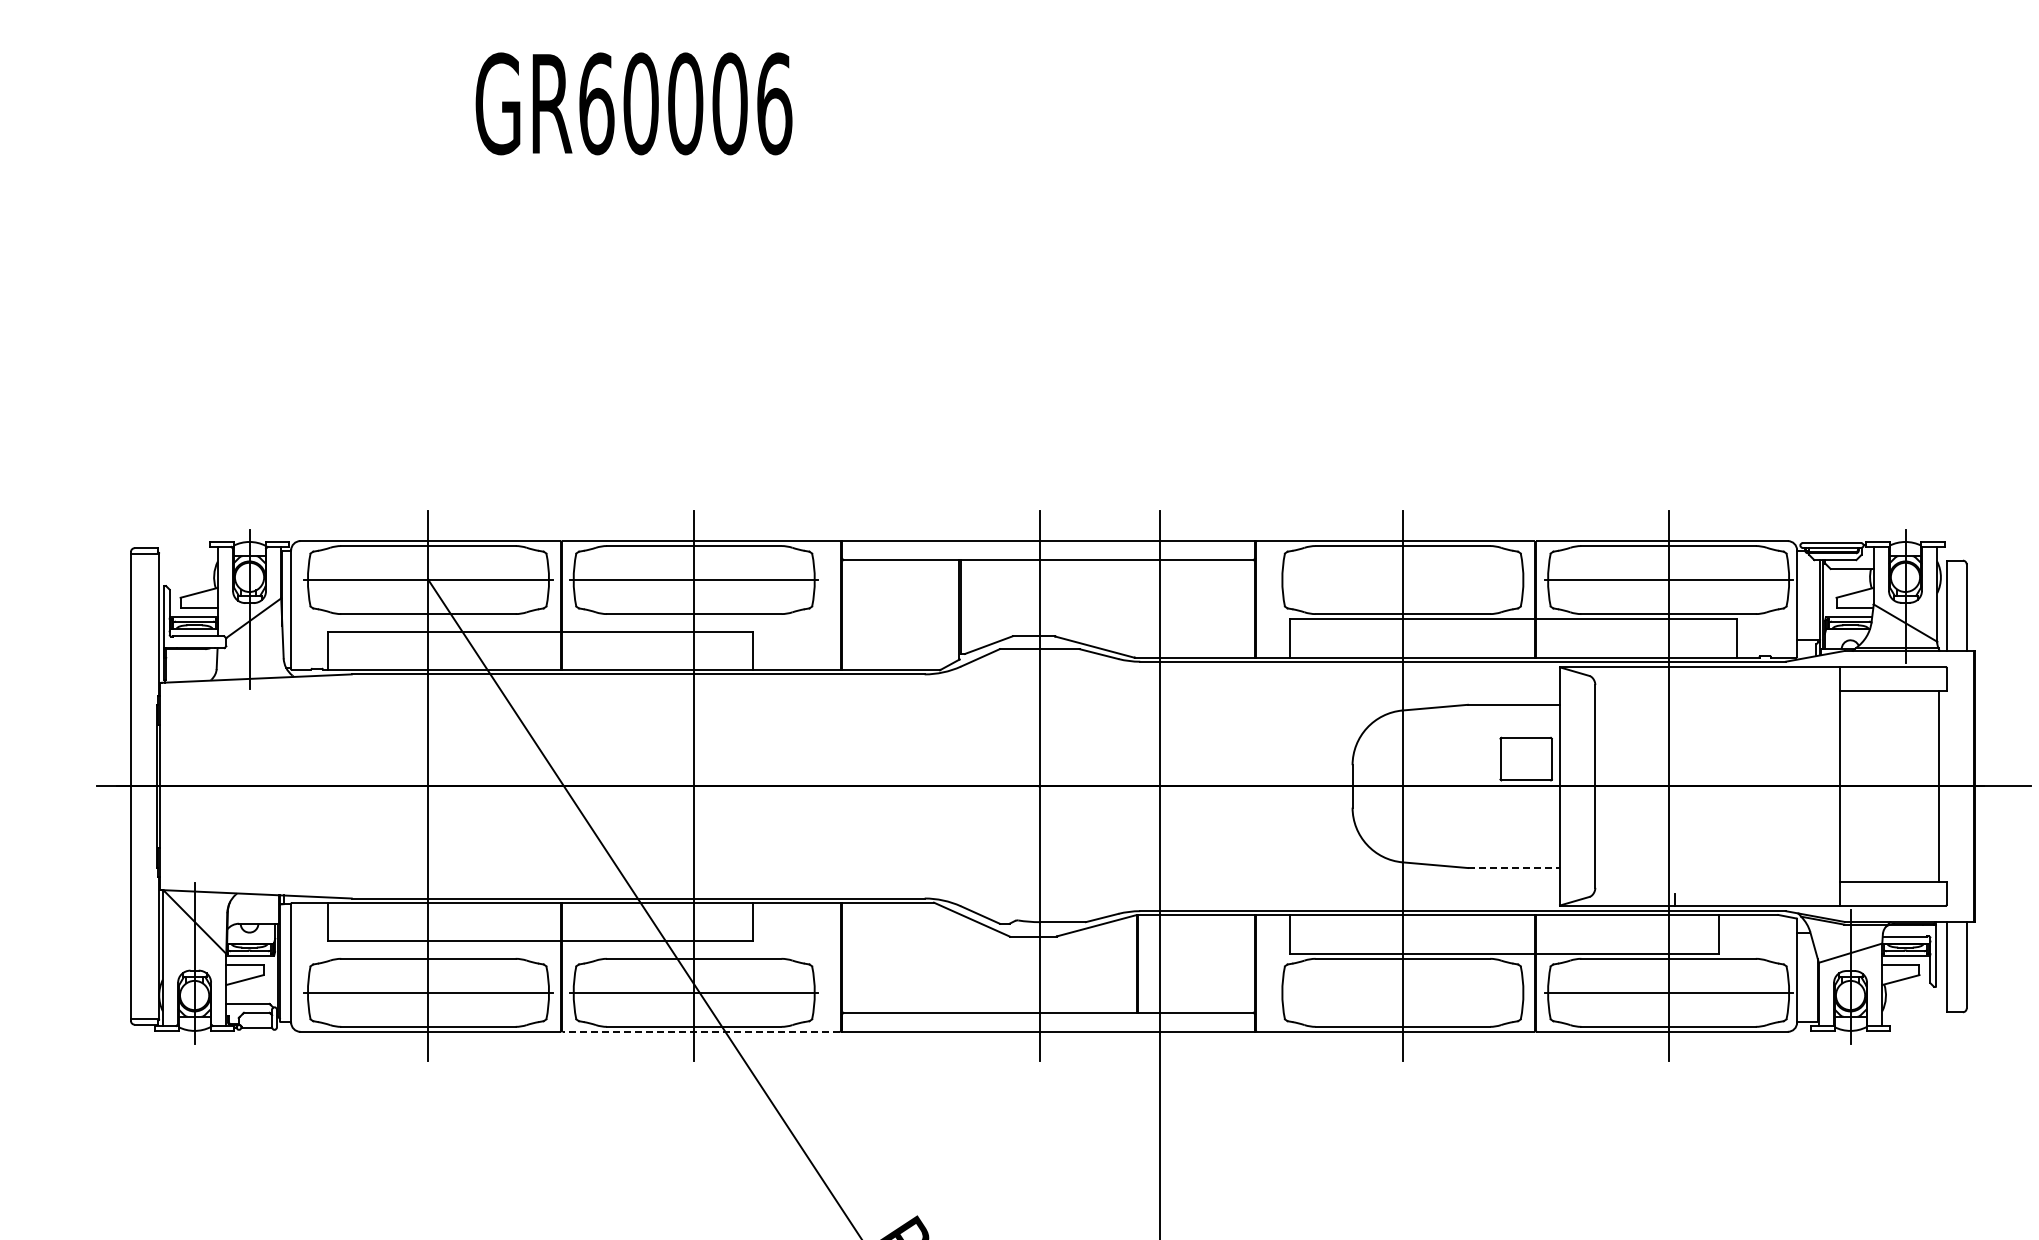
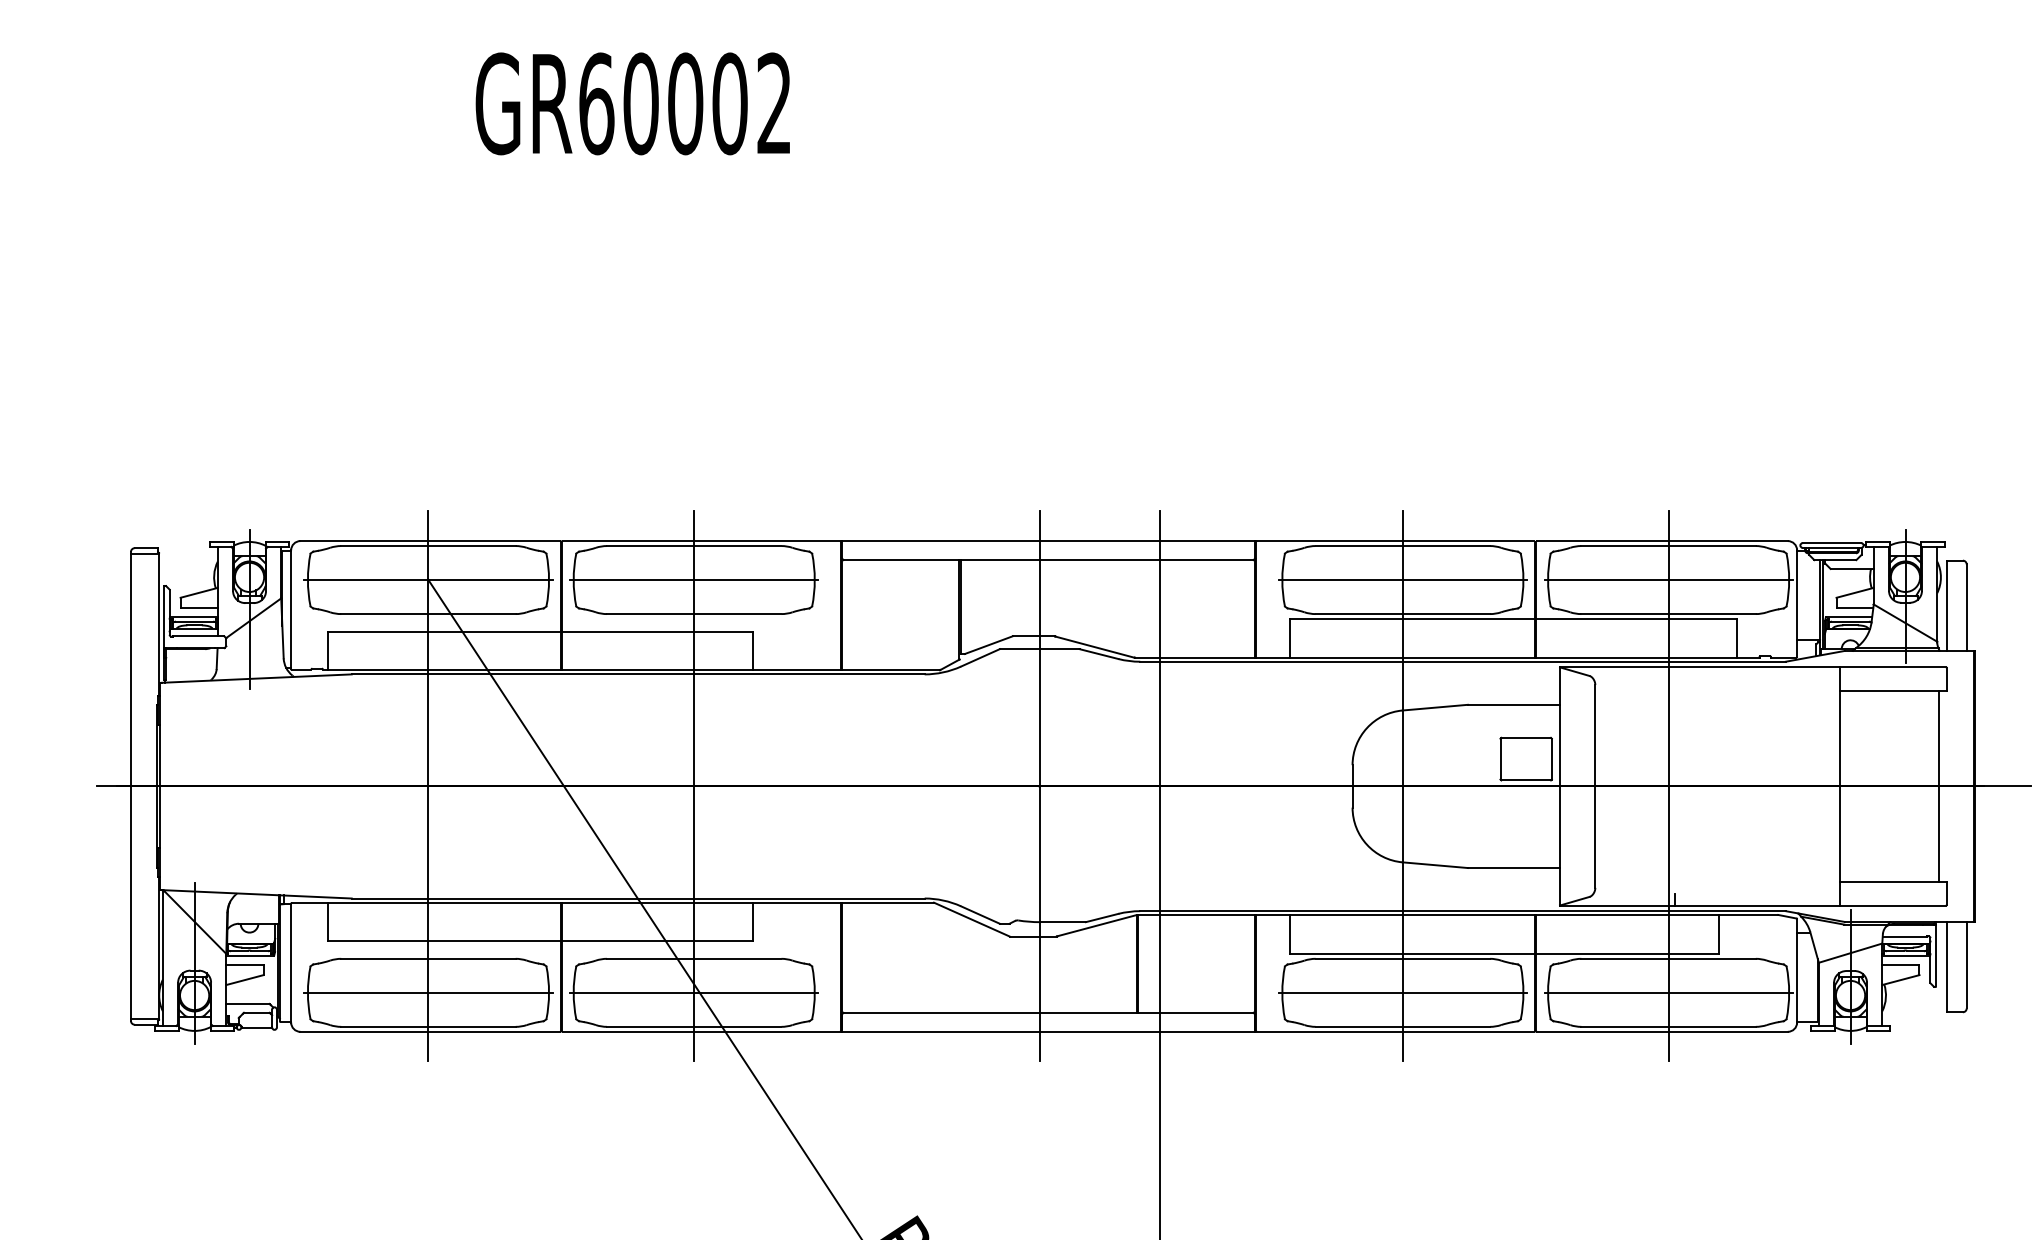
text: GR60006 -> GR60002 (774, 103)
line: none -> present (1402, 580)
line: dashed -> solid (1513, 868)
line: none -> present (1402, 992)
line: dashed -> solid (701, 1031)
